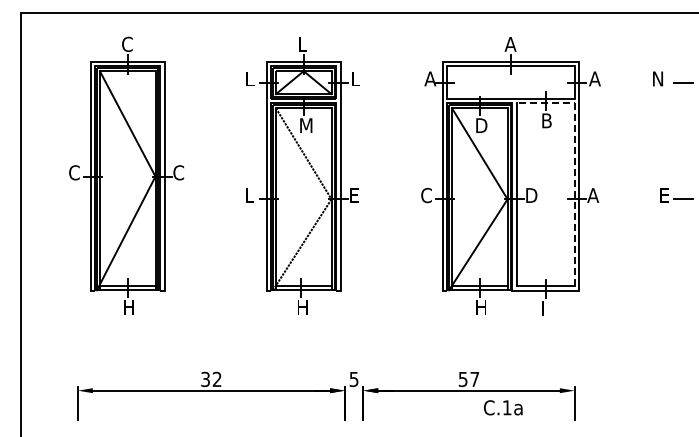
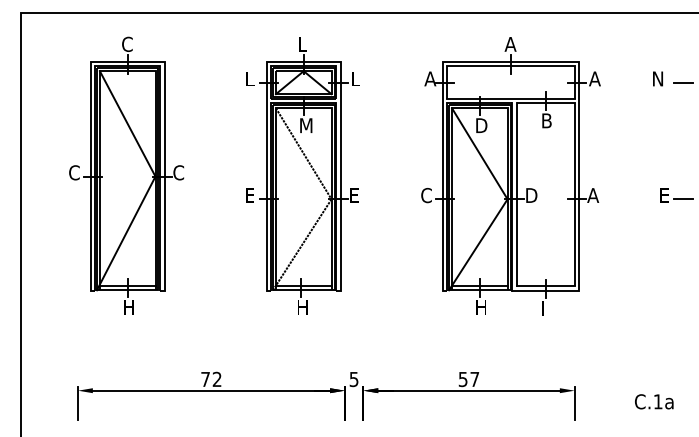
line: dashed -> solid (574, 164)
text: L -> E (250, 191)
text: 32 -> 72 (205, 379)
text position: (503, 407) -> (654, 401) (654, 401)
